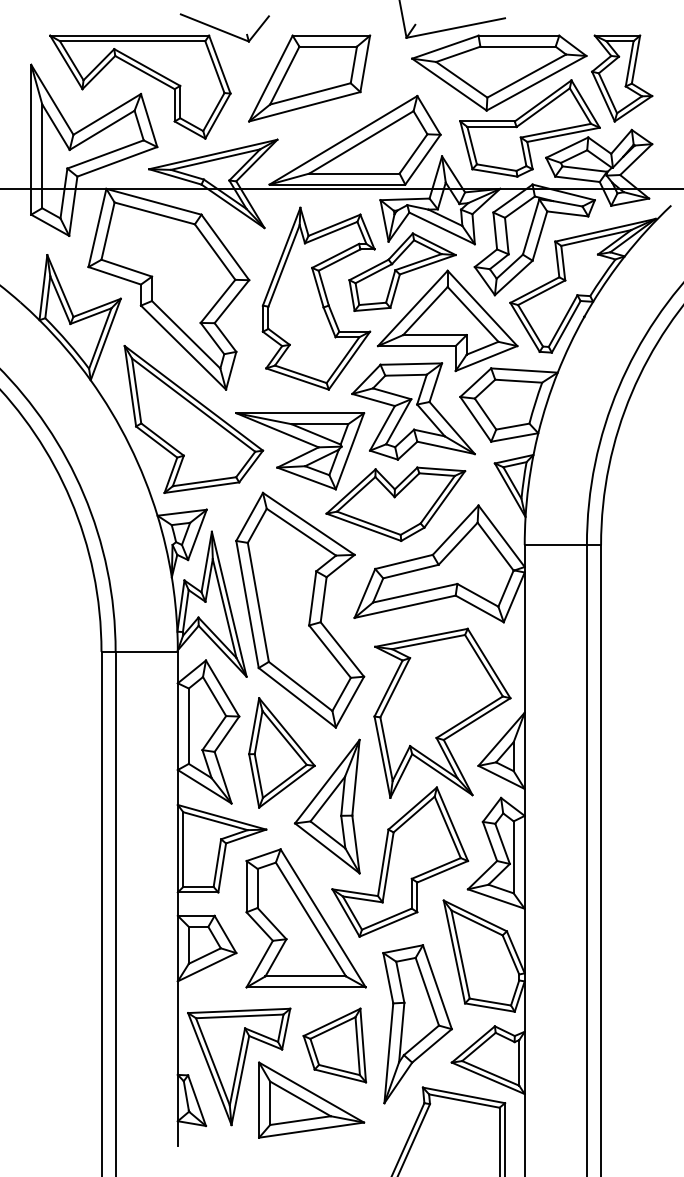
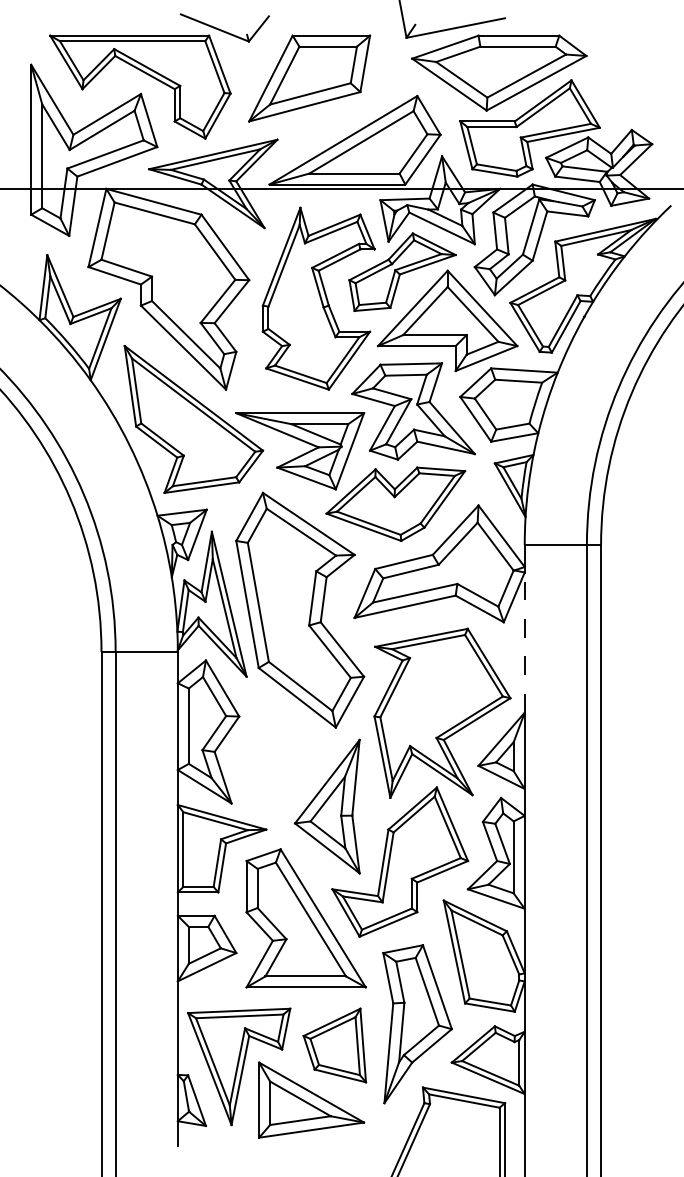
part: present -> none (622, 78)
line: solid -> dashed (524, 642)
part: present -> none (281, 752)
